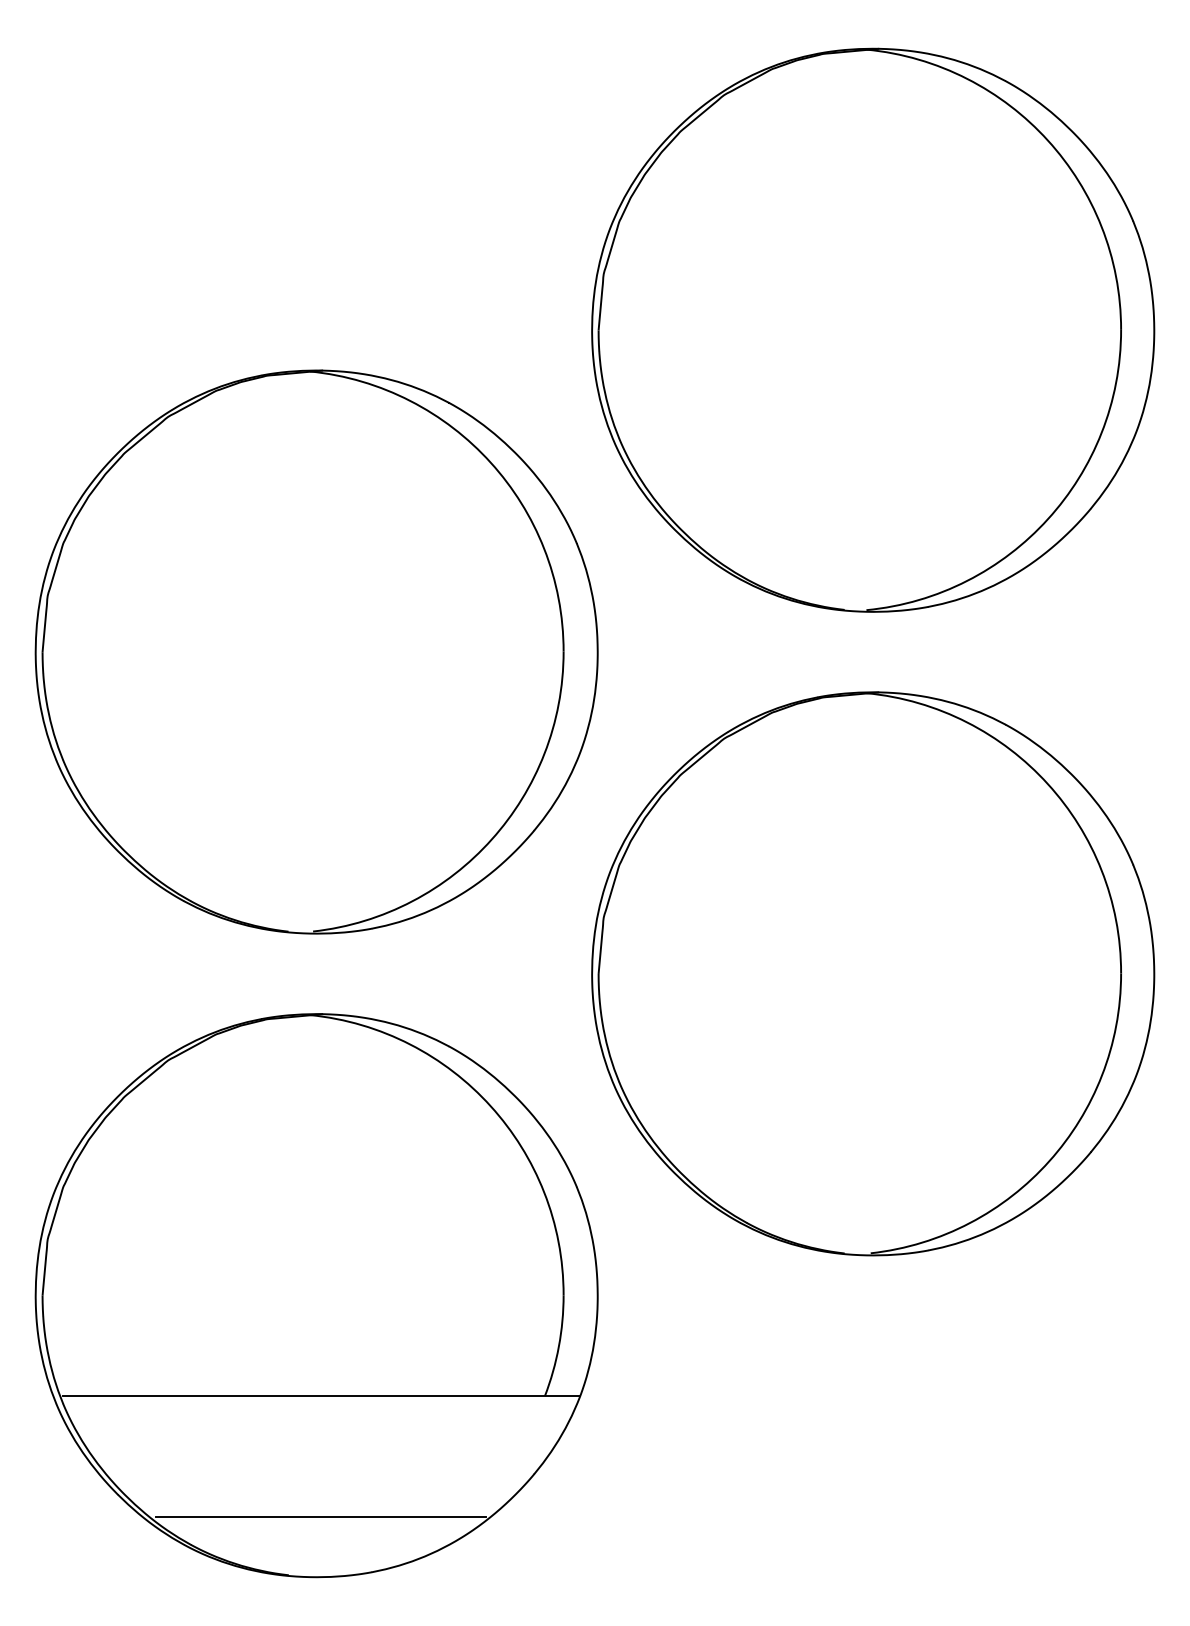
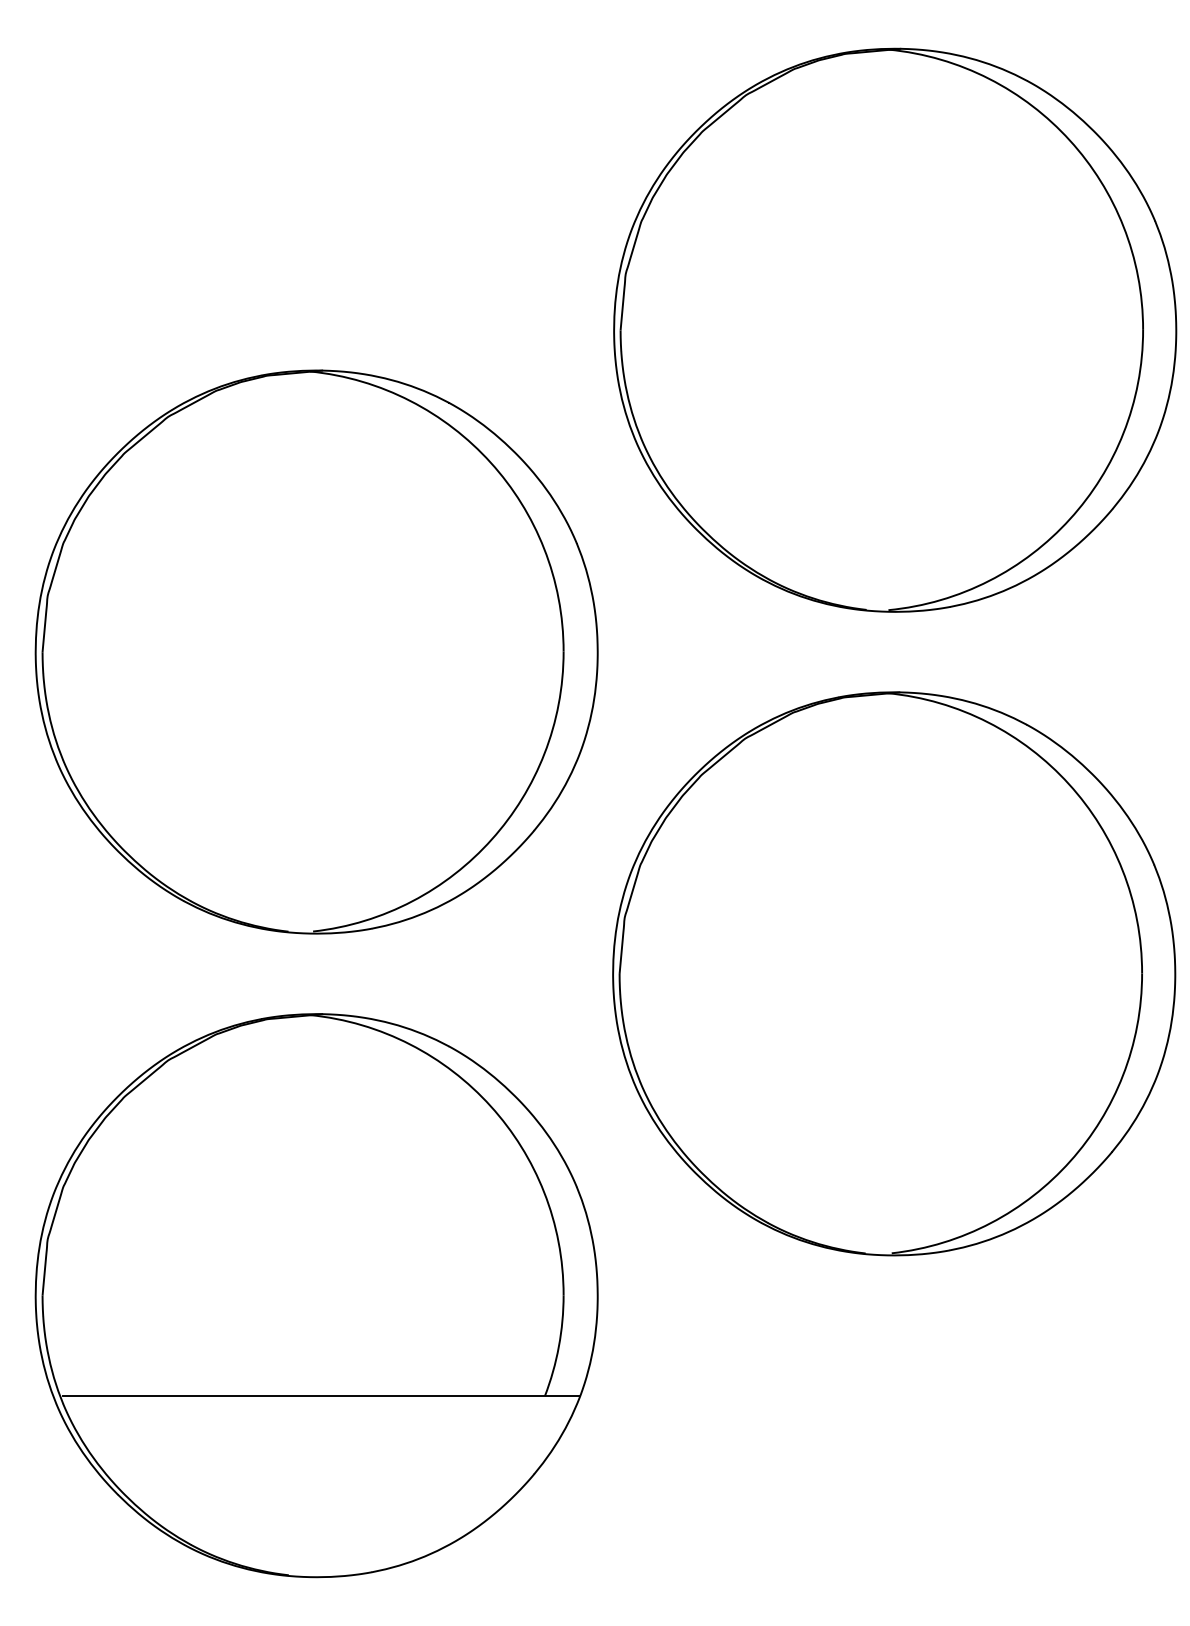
part position: (873, 329) -> (895, 329) (895, 329)
part position: (873, 973) -> (894, 973) (894, 973)
line: present -> none (320, 1516)
